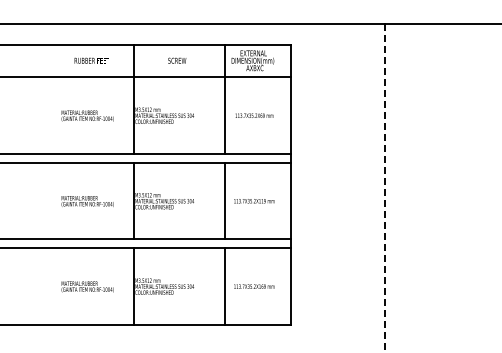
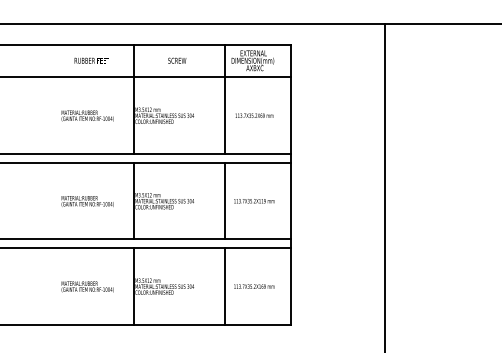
line: dashed -> solid (384, 188)
